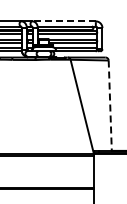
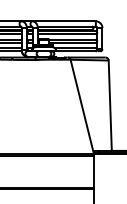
line: dashed -> solid (64, 21)
line: dashed -> solid (110, 106)
